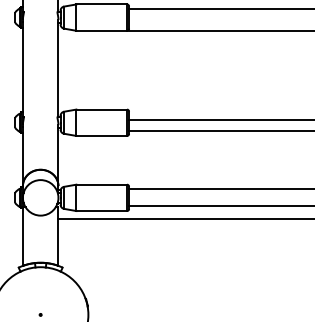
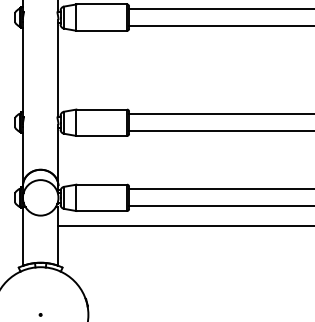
line position: (220, 31) -> (220, 26) (220, 26)
line position: (220, 120) -> (220, 114) (220, 114)
line position: (184, 218) -> (184, 225) (184, 225)
